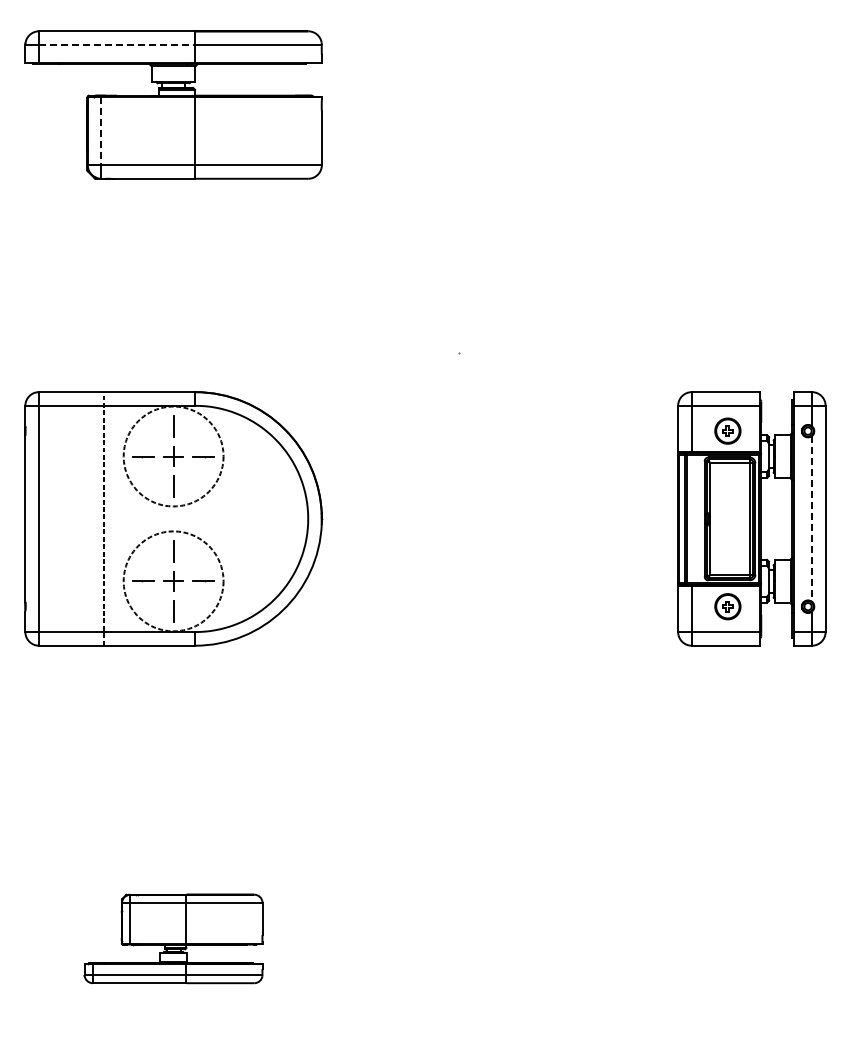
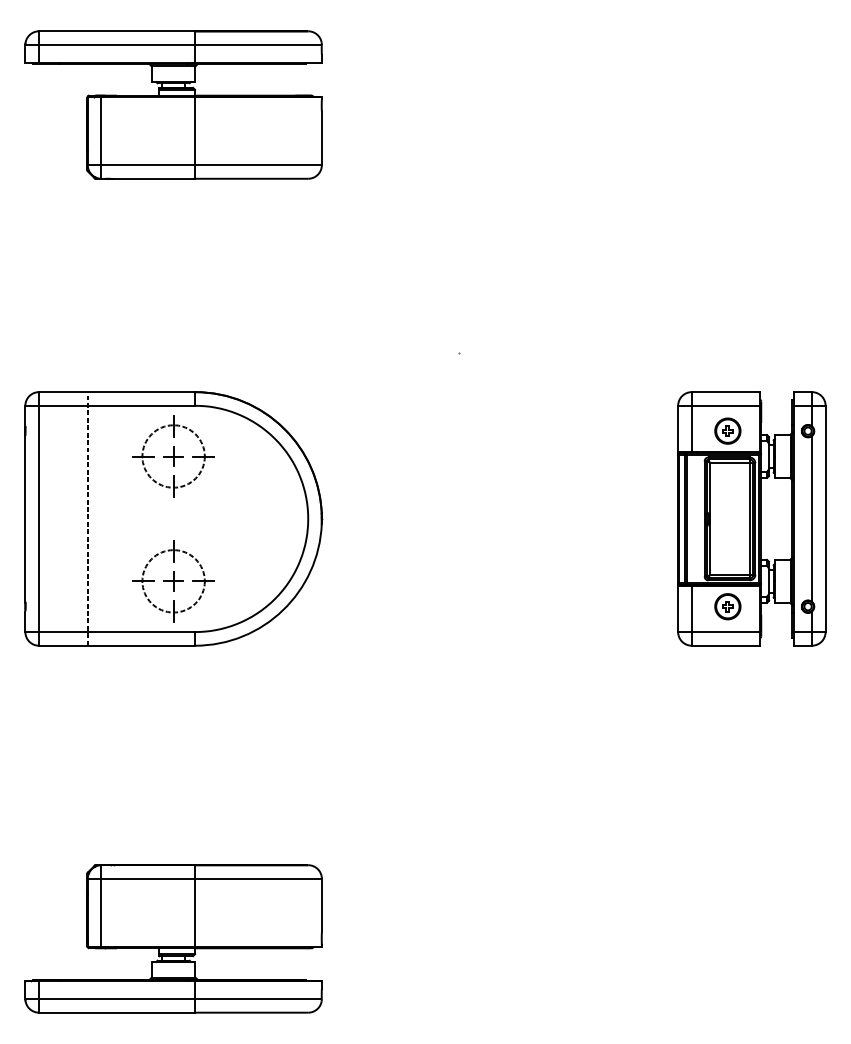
line: dashed -> solid (117, 44)
line: dashed -> solid (101, 131)
circle diameter: 100 px -> 62 px (173, 456)
line position: (103, 518) -> (87, 518) (87, 518)
line: dashed -> solid (811, 518)
circle diameter: 100 px -> 62 px (173, 581)
part size: 181x92 px -> 299x150 px (173, 938)
